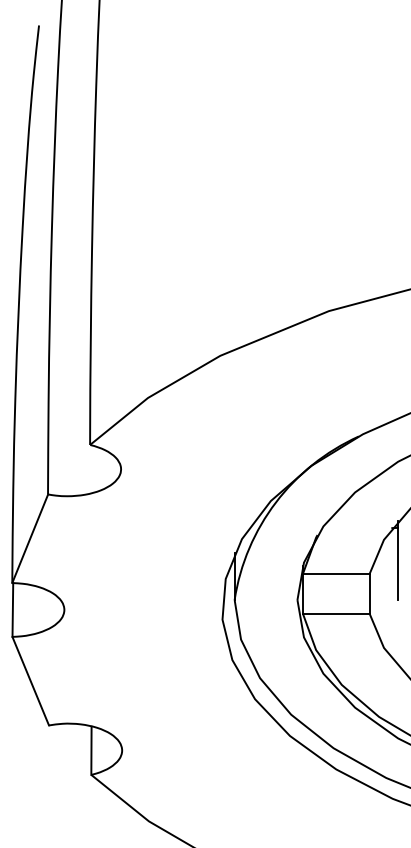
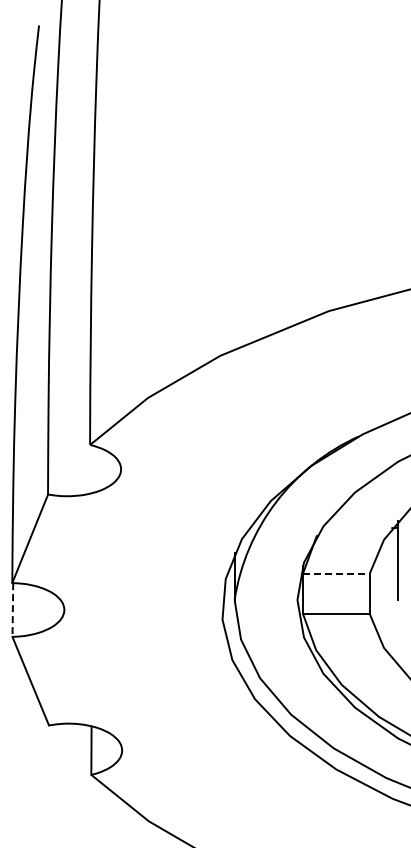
line: solid -> dashed (336, 574)
line: solid -> dashed (12, 610)
